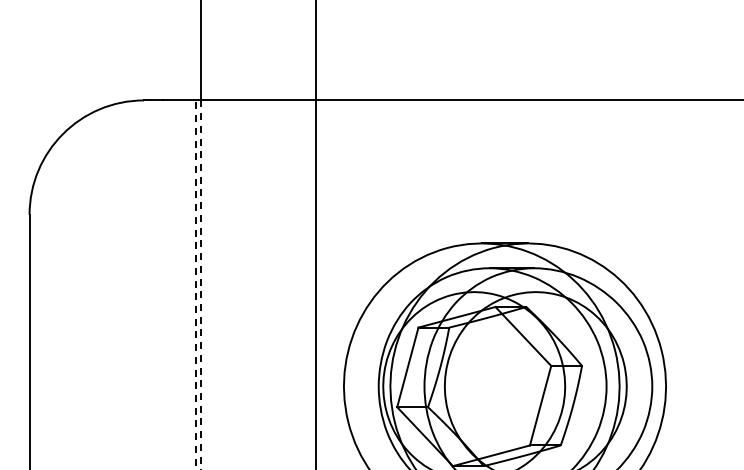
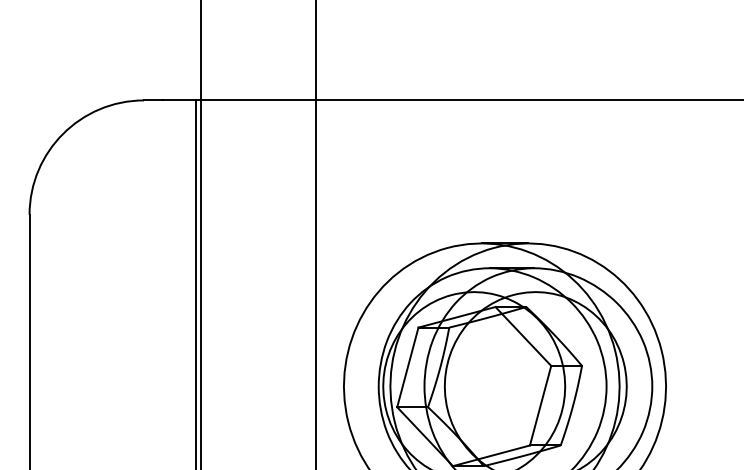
line: dashed -> solid (195, 284)
line: dashed -> solid (201, 285)
